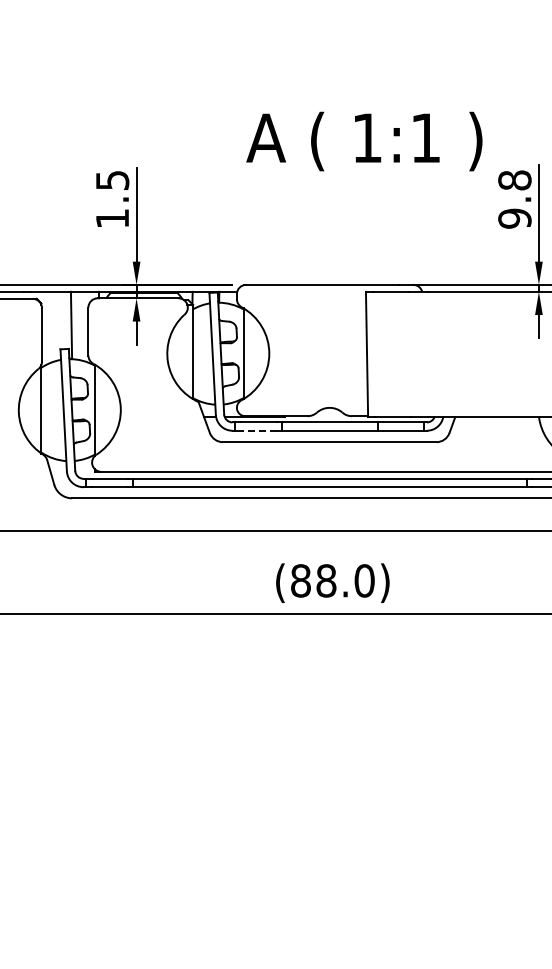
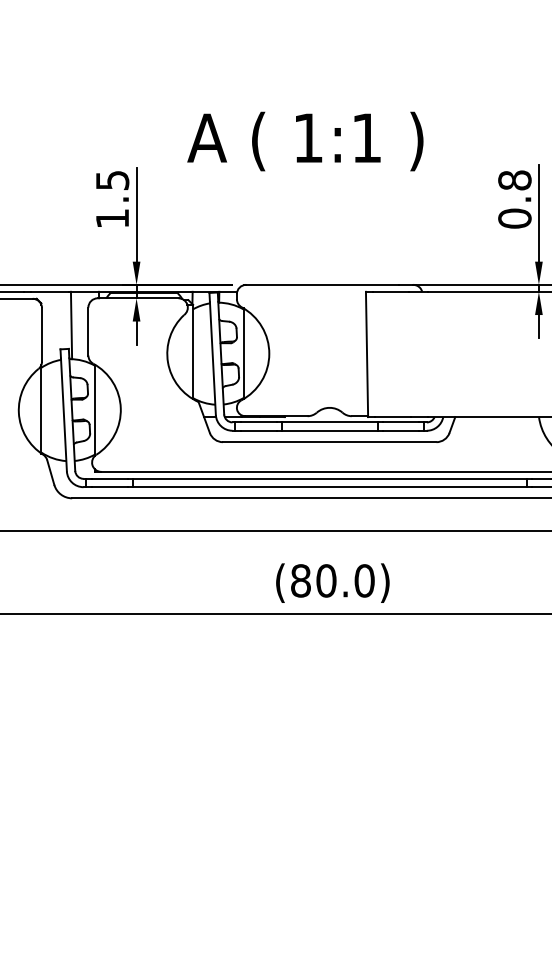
text position: (364, 141) -> (305, 141) (305, 141)
text: 9.8 -> 0.8 (514, 218)
line: dashed -> solid (258, 430)
text: (88.0) -> (80.0) (326, 580)
